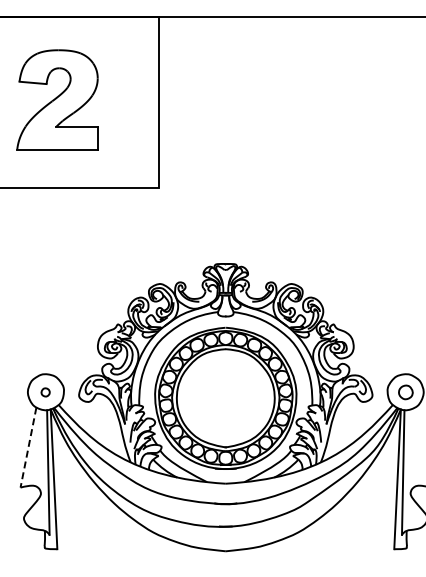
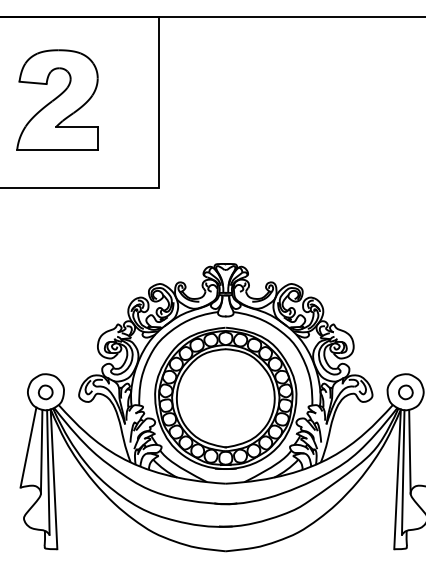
part size: 11x11 px -> 17x17 px (45, 392)
line: dashed -> solid (28, 447)
line: none -> present (41, 451)
line: none -> present (409, 451)
